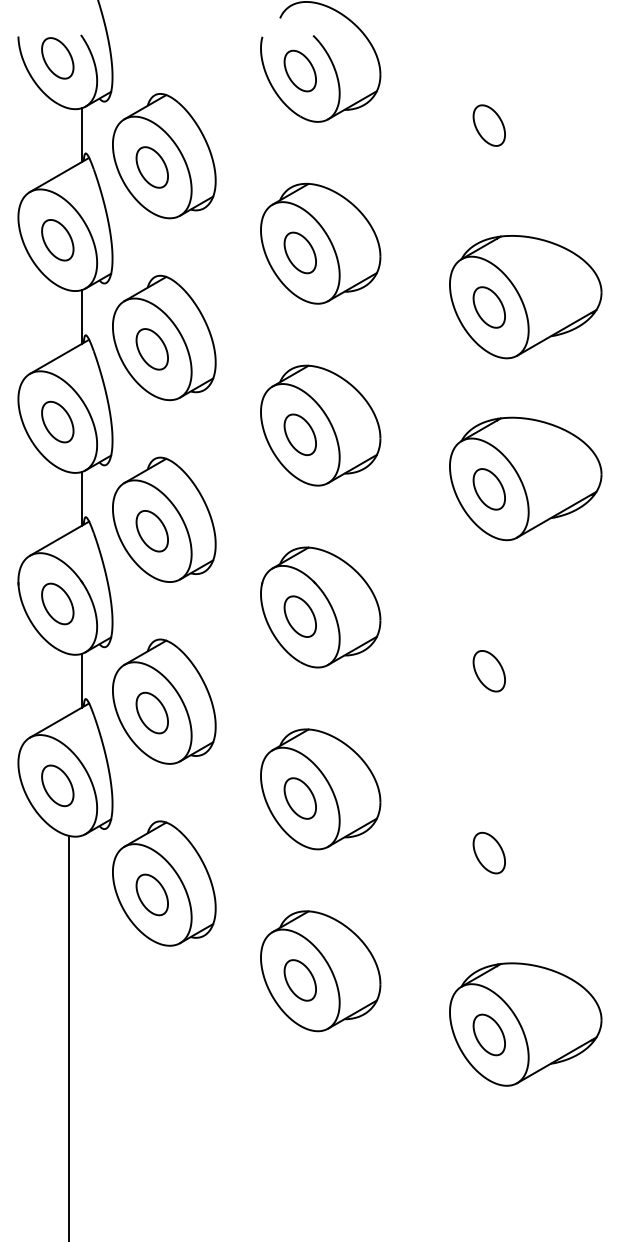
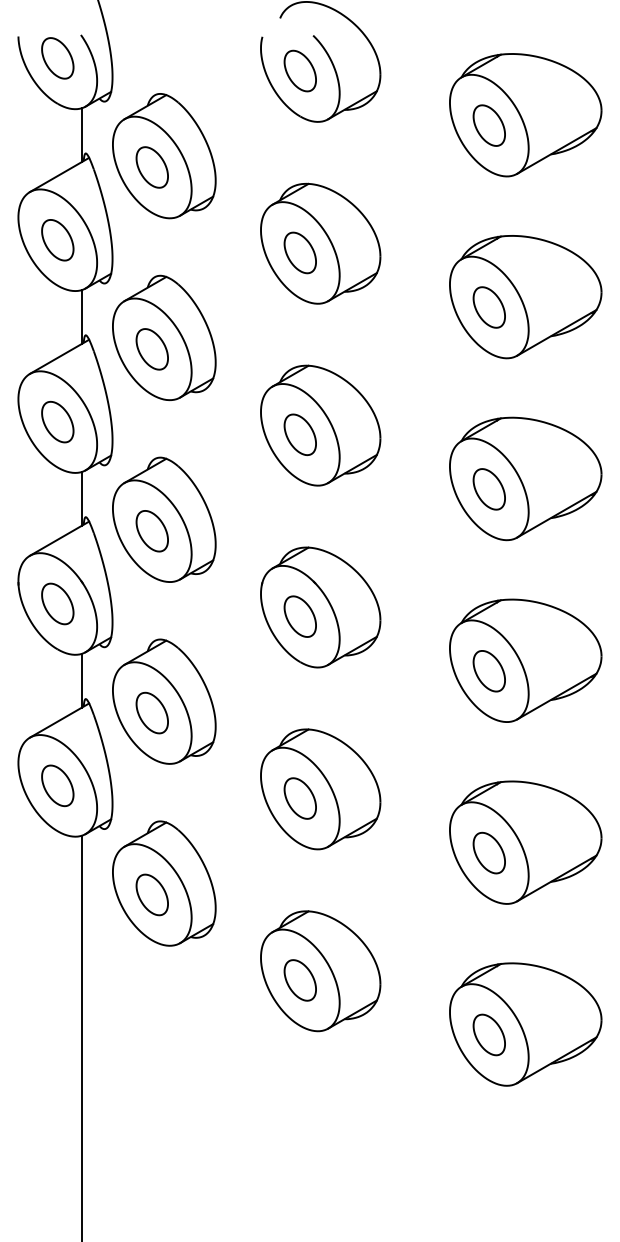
part: none -> present (525, 115)
part: none -> present (525, 660)
part: none -> present (525, 842)
line position: (69, 1036) -> (82, 1036) (82, 1036)
